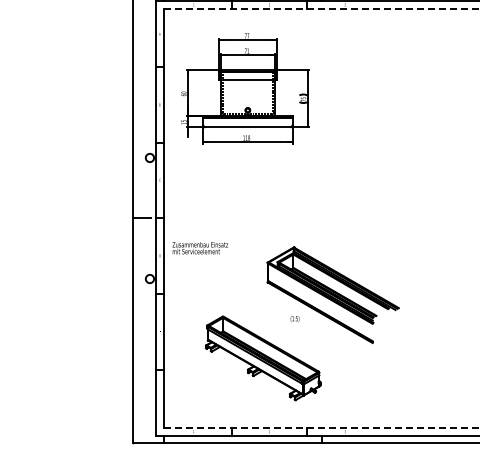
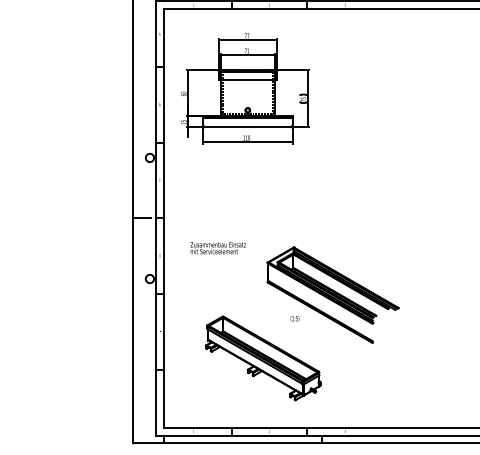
line: dashed -> solid (321, 8)
text position: (199, 248) -> (217, 248) (217, 248)
line: dashed -> solid (321, 428)
